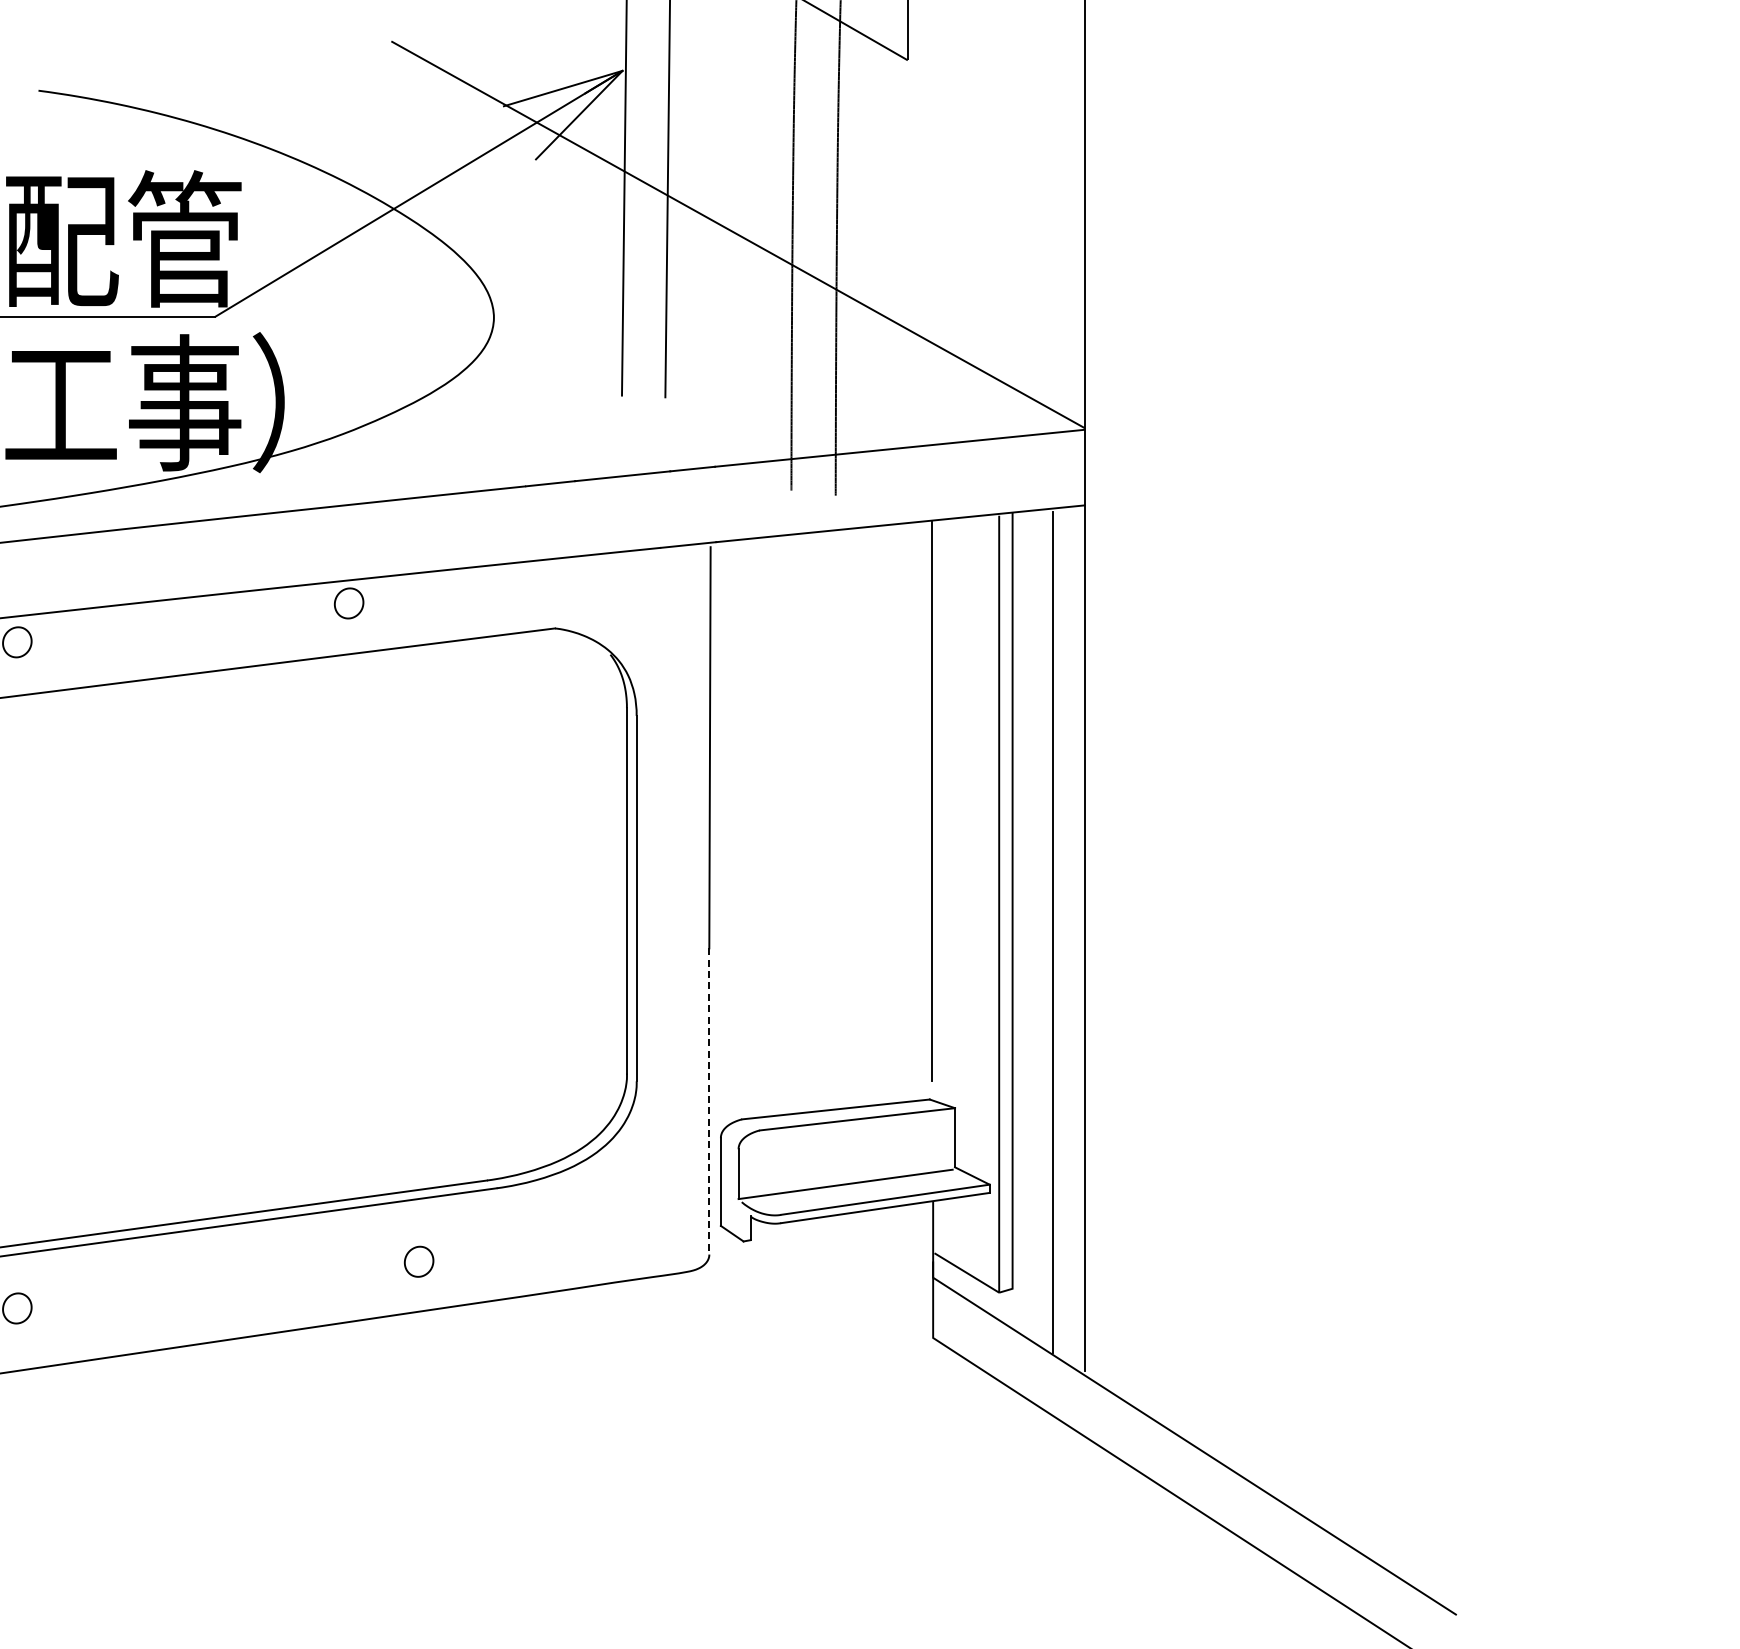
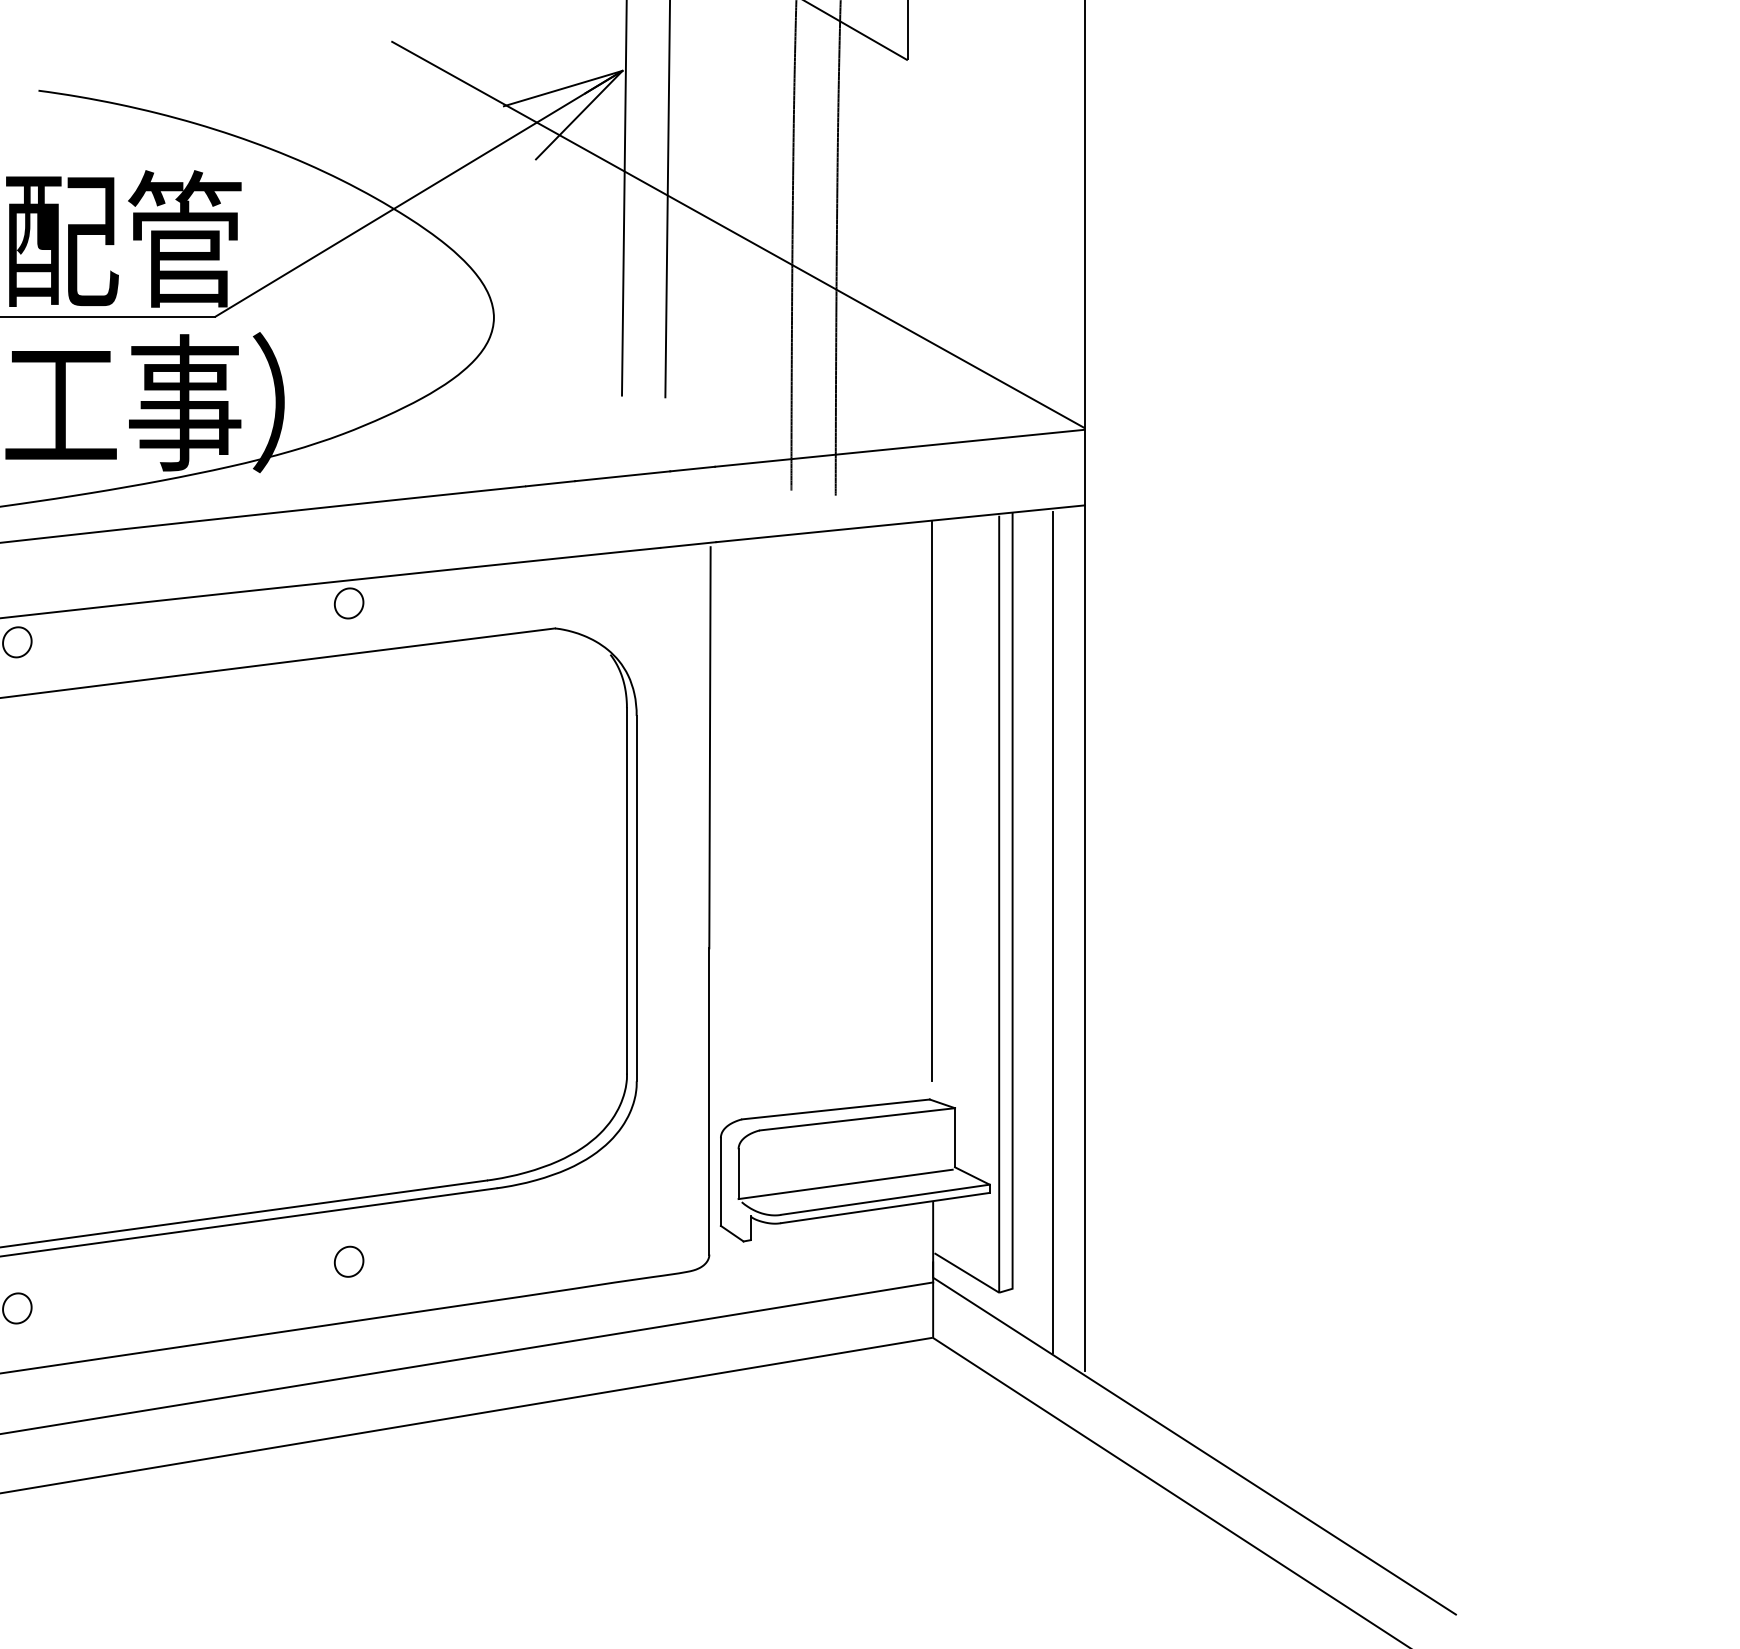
line: dashed -> solid (709, 1101)
part position: (419, 1261) -> (349, 1261) (349, 1261)
line: none -> present (467, 1357)
line: none -> present (466, 1415)
